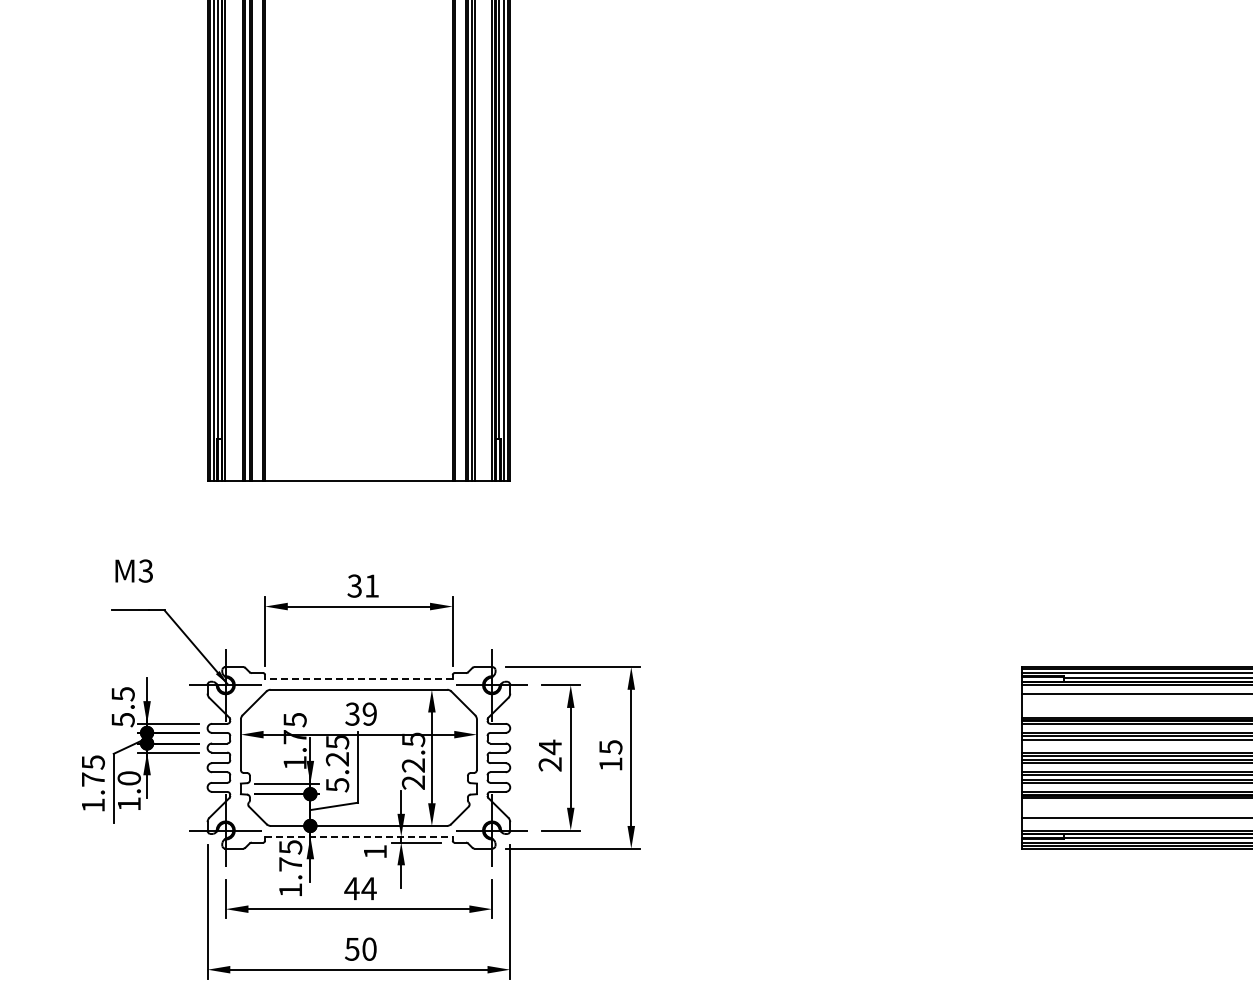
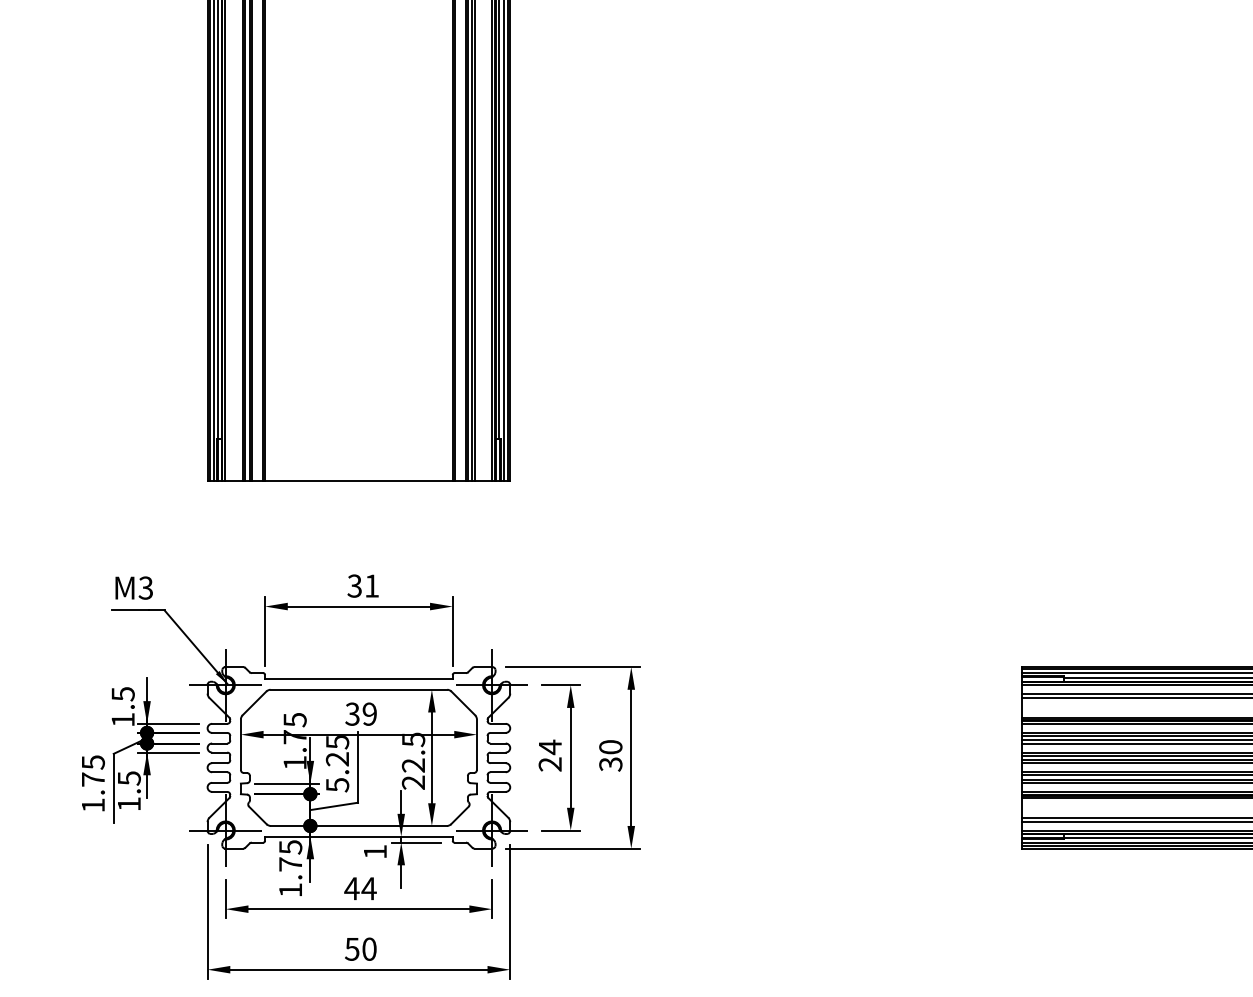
text position: (133, 570) -> (133, 587) (133, 587)
line: dashed -> solid (358, 679)
line: none -> present (1135, 697)
text: 5.5 -> 1.5 (122, 720)
line: none -> present (1135, 743)
text: 15 -> 30 (610, 755)
text: 1.0 -> 1.5 (128, 778)
line: none -> present (1135, 822)
line: dashed -> solid (358, 836)
